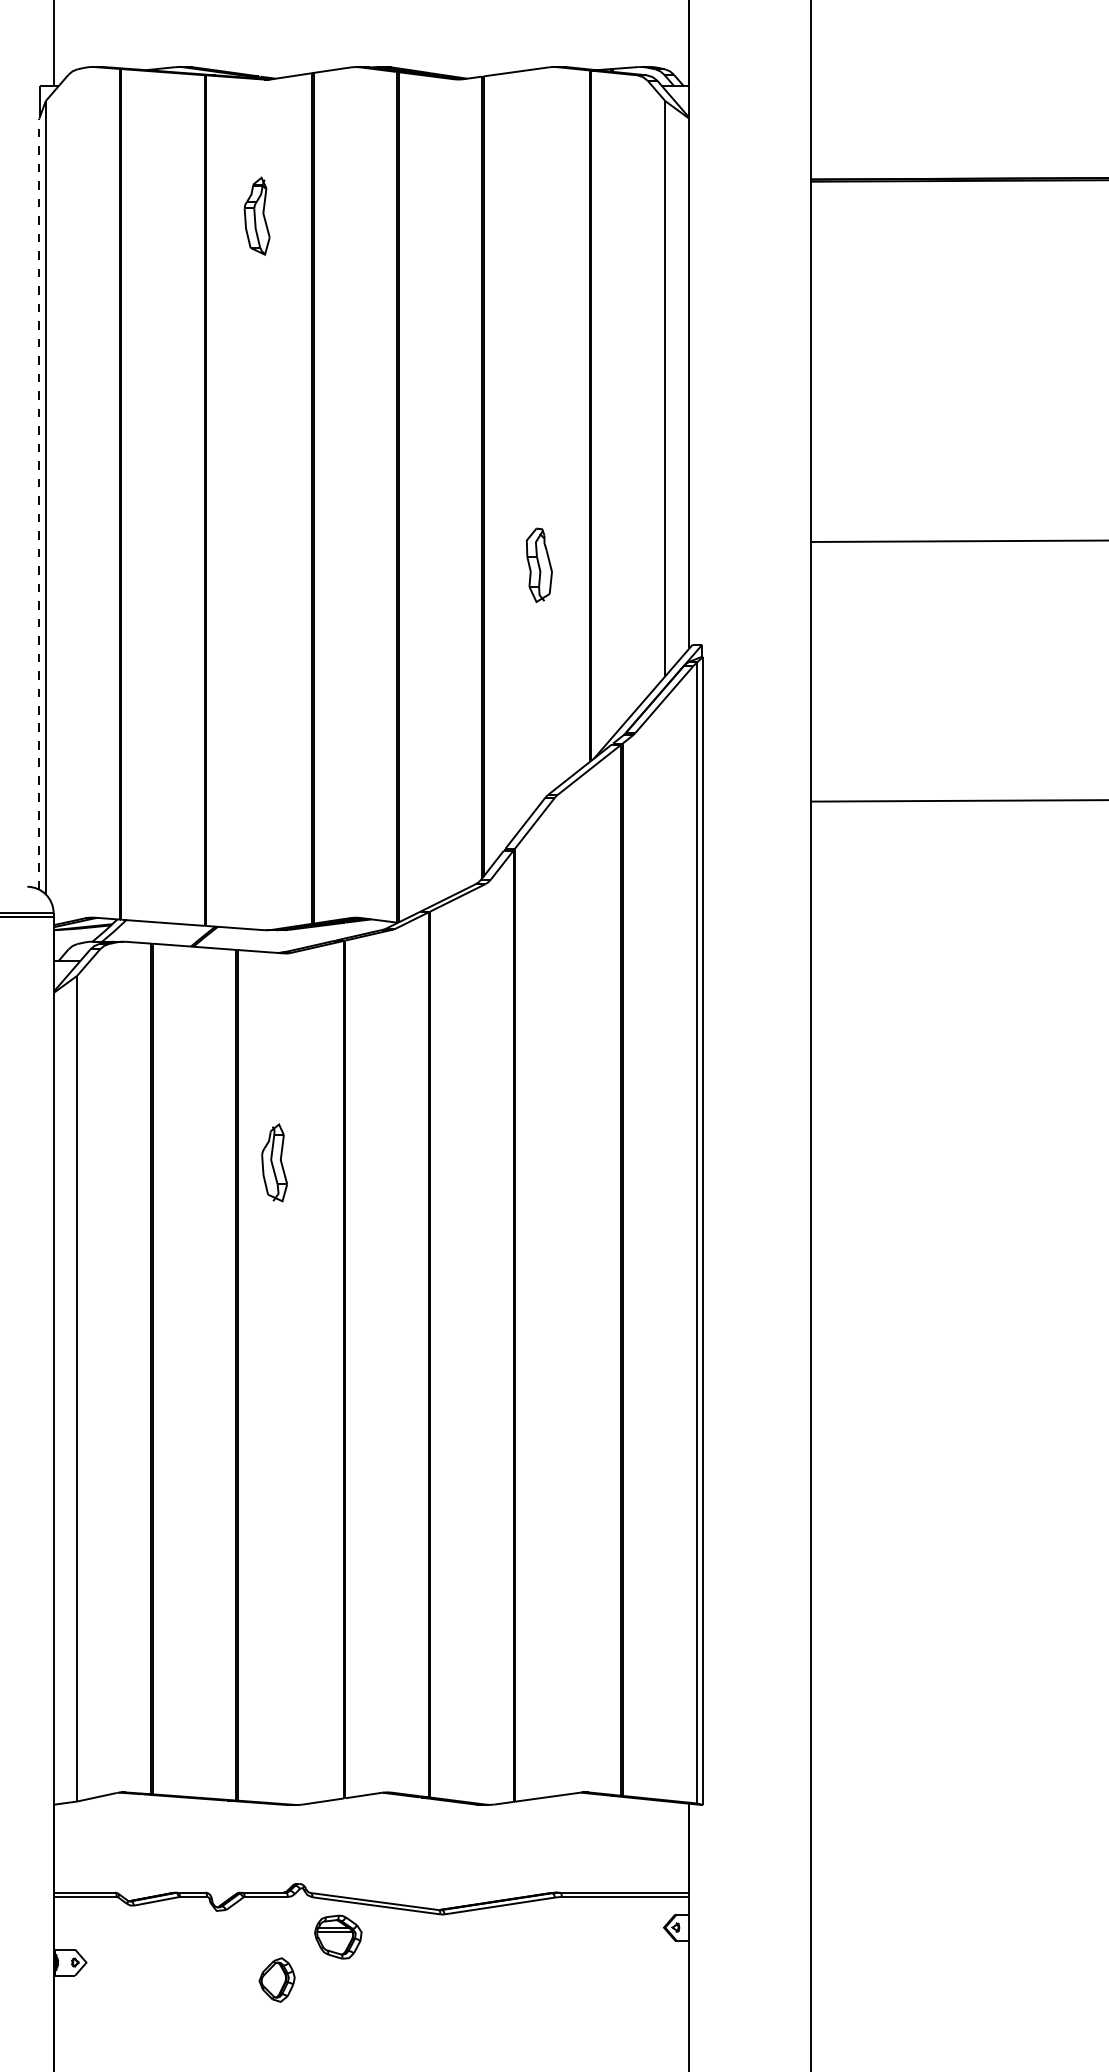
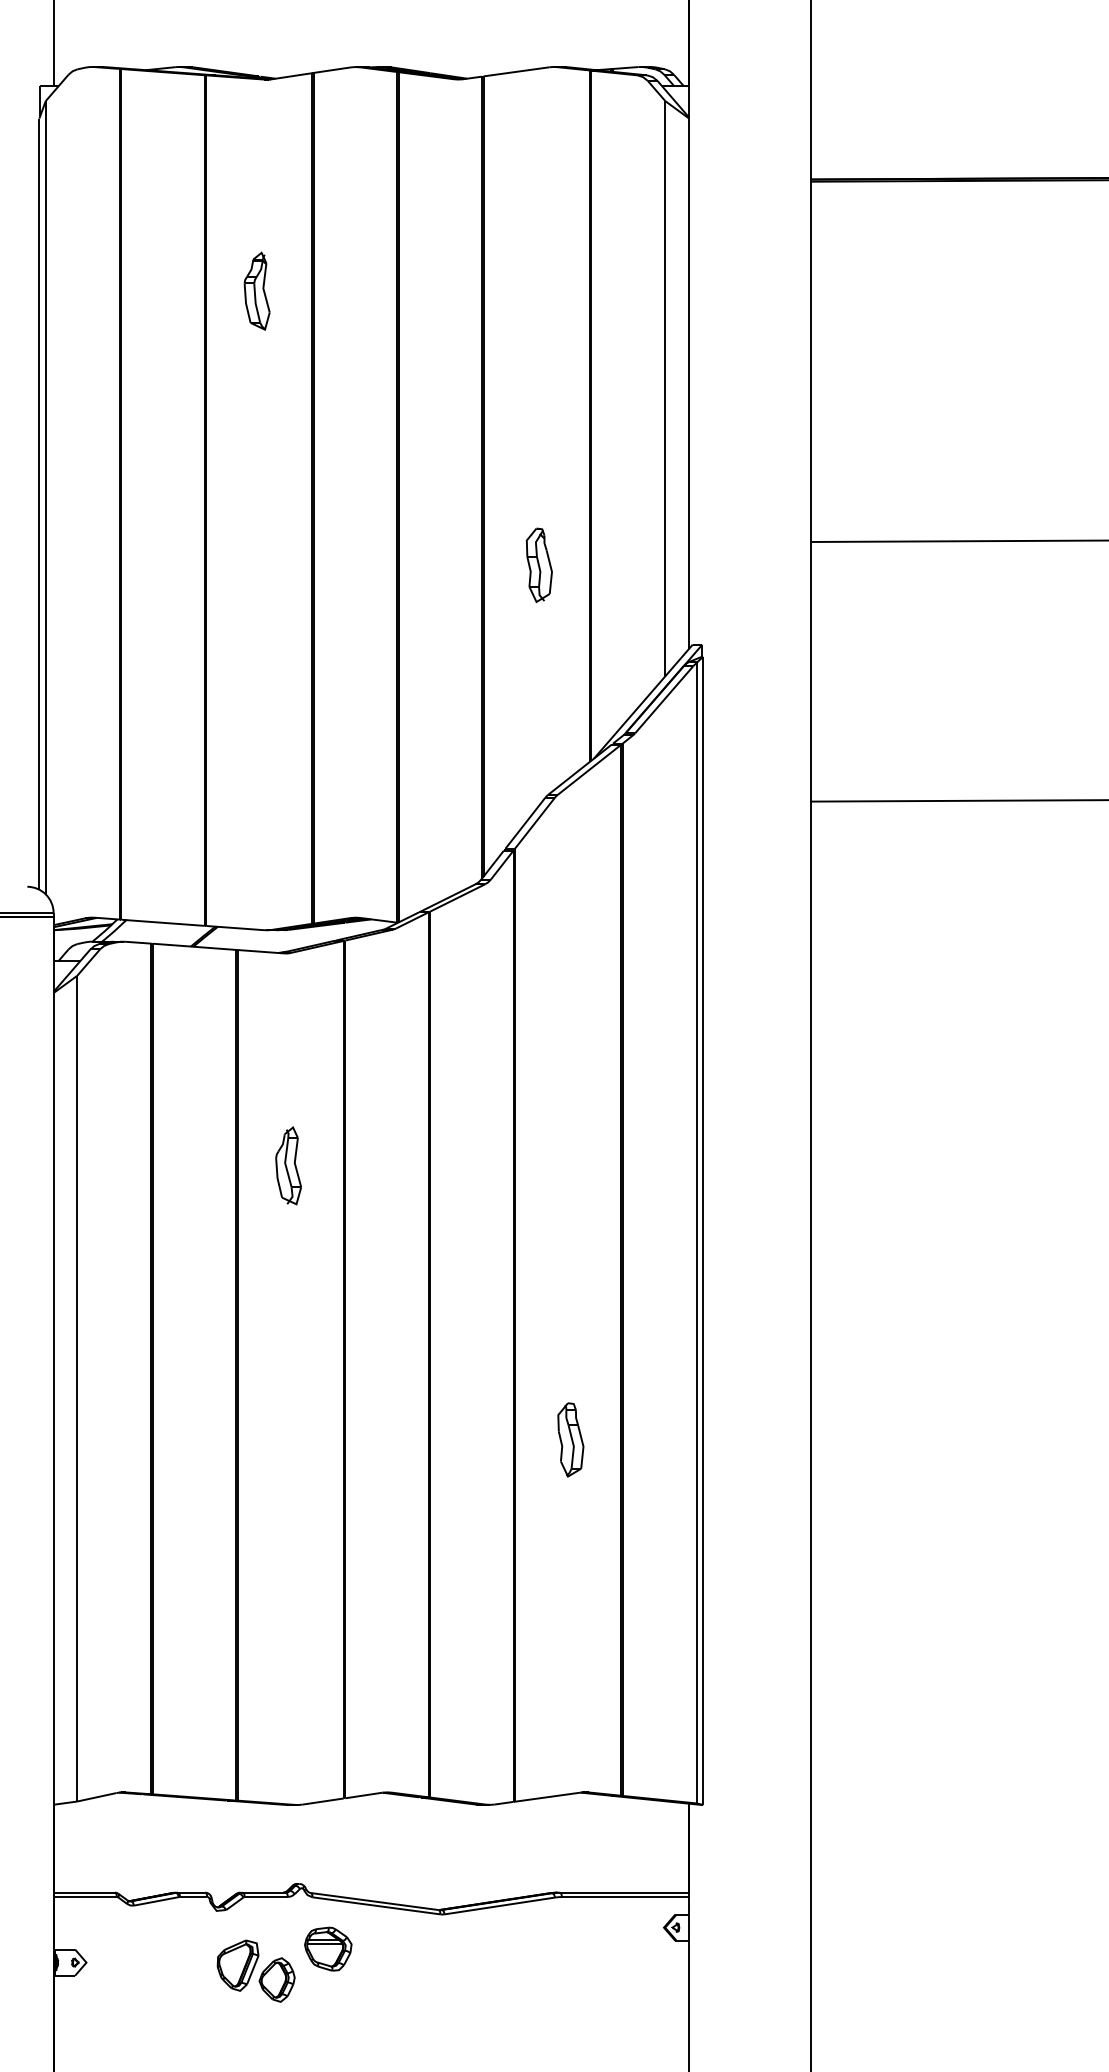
part position: (256, 215) -> (256, 290) (256, 290)
line: dashed -> solid (39, 504)
part position: (274, 1162) -> (288, 1165) (288, 1165)
part: none -> present (570, 1439)
part position: (338, 1936) -> (328, 1948) (328, 1948)
part: none -> present (237, 1965)
